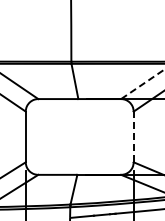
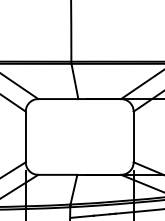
line: dashed -> solid (143, 83)
line: dashed -> solid (133, 136)
